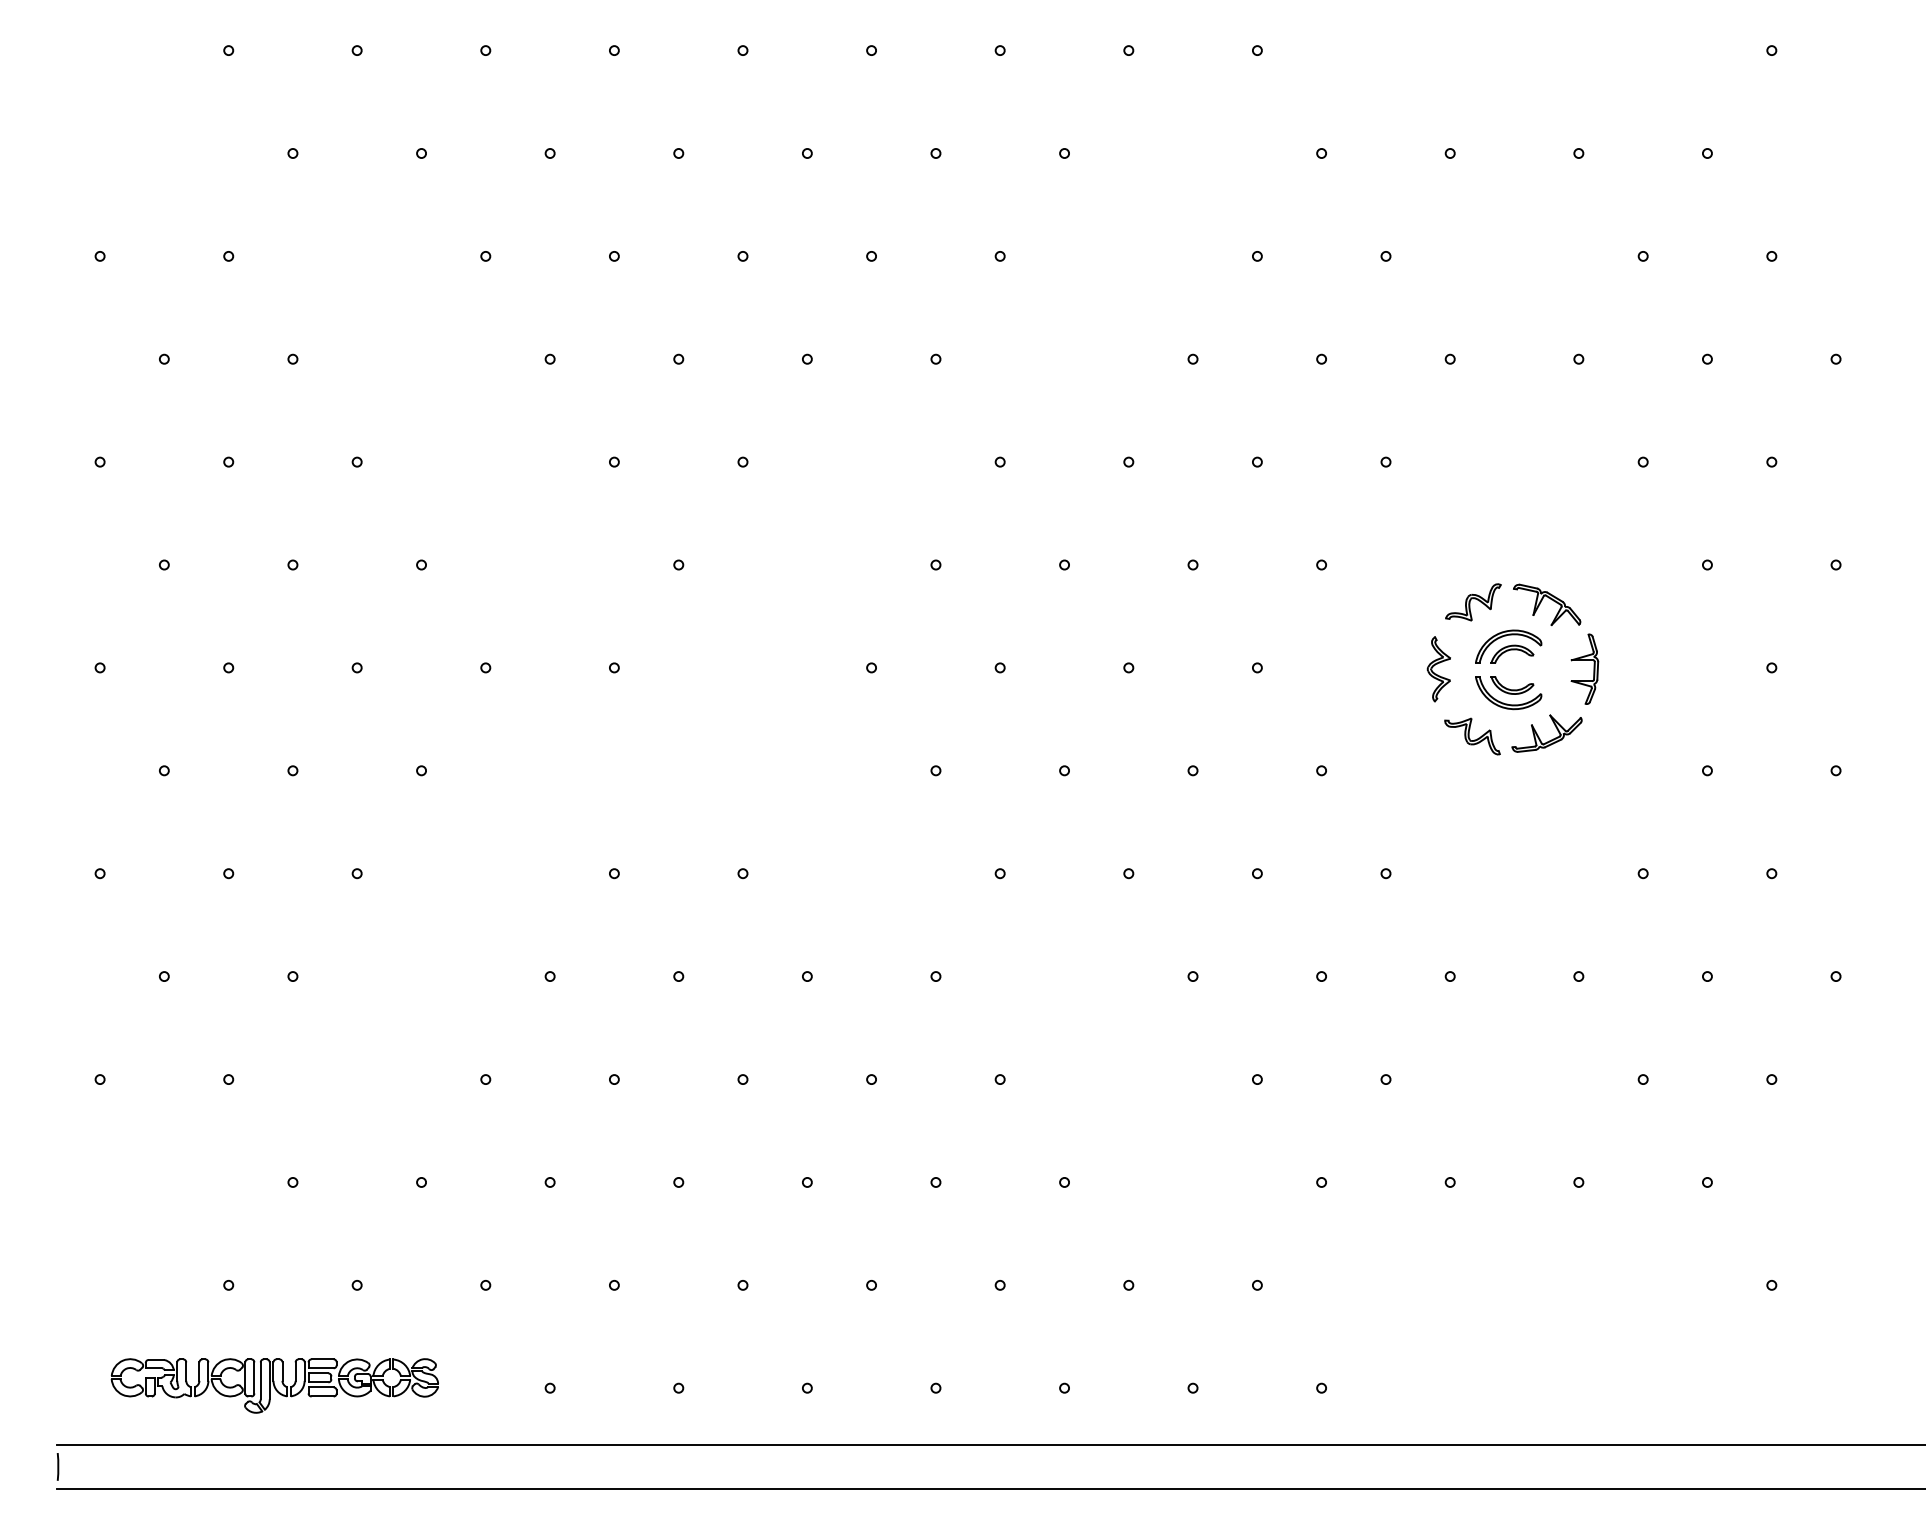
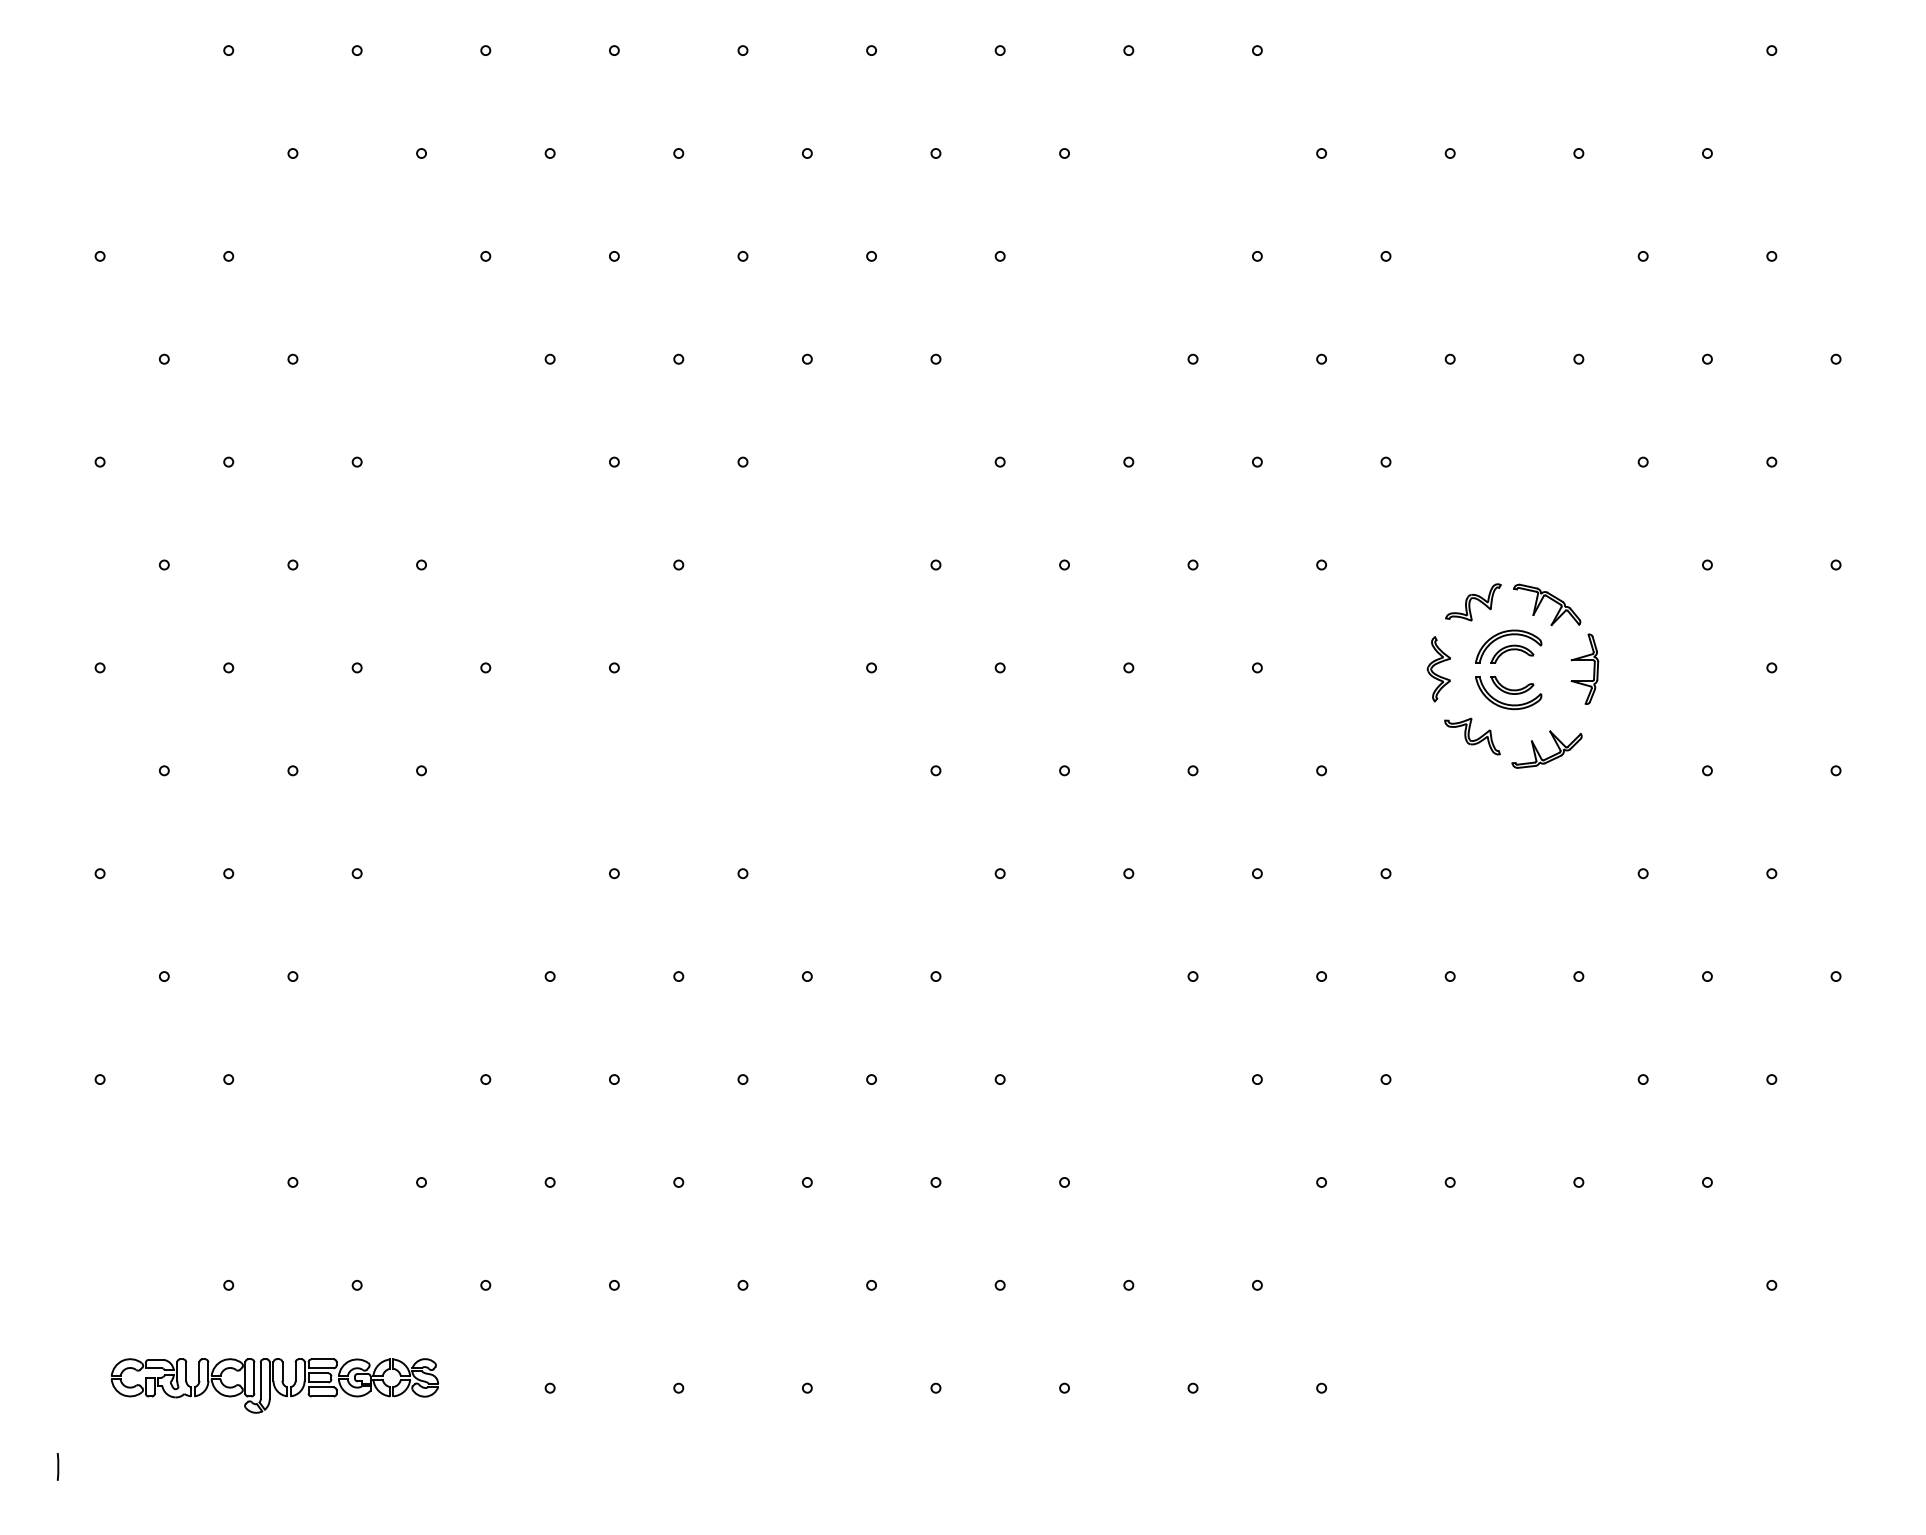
part position: (1549, 740) -> (1549, 756) (1549, 756)
line: present -> none (989, 1444)
line: present -> none (989, 1488)
